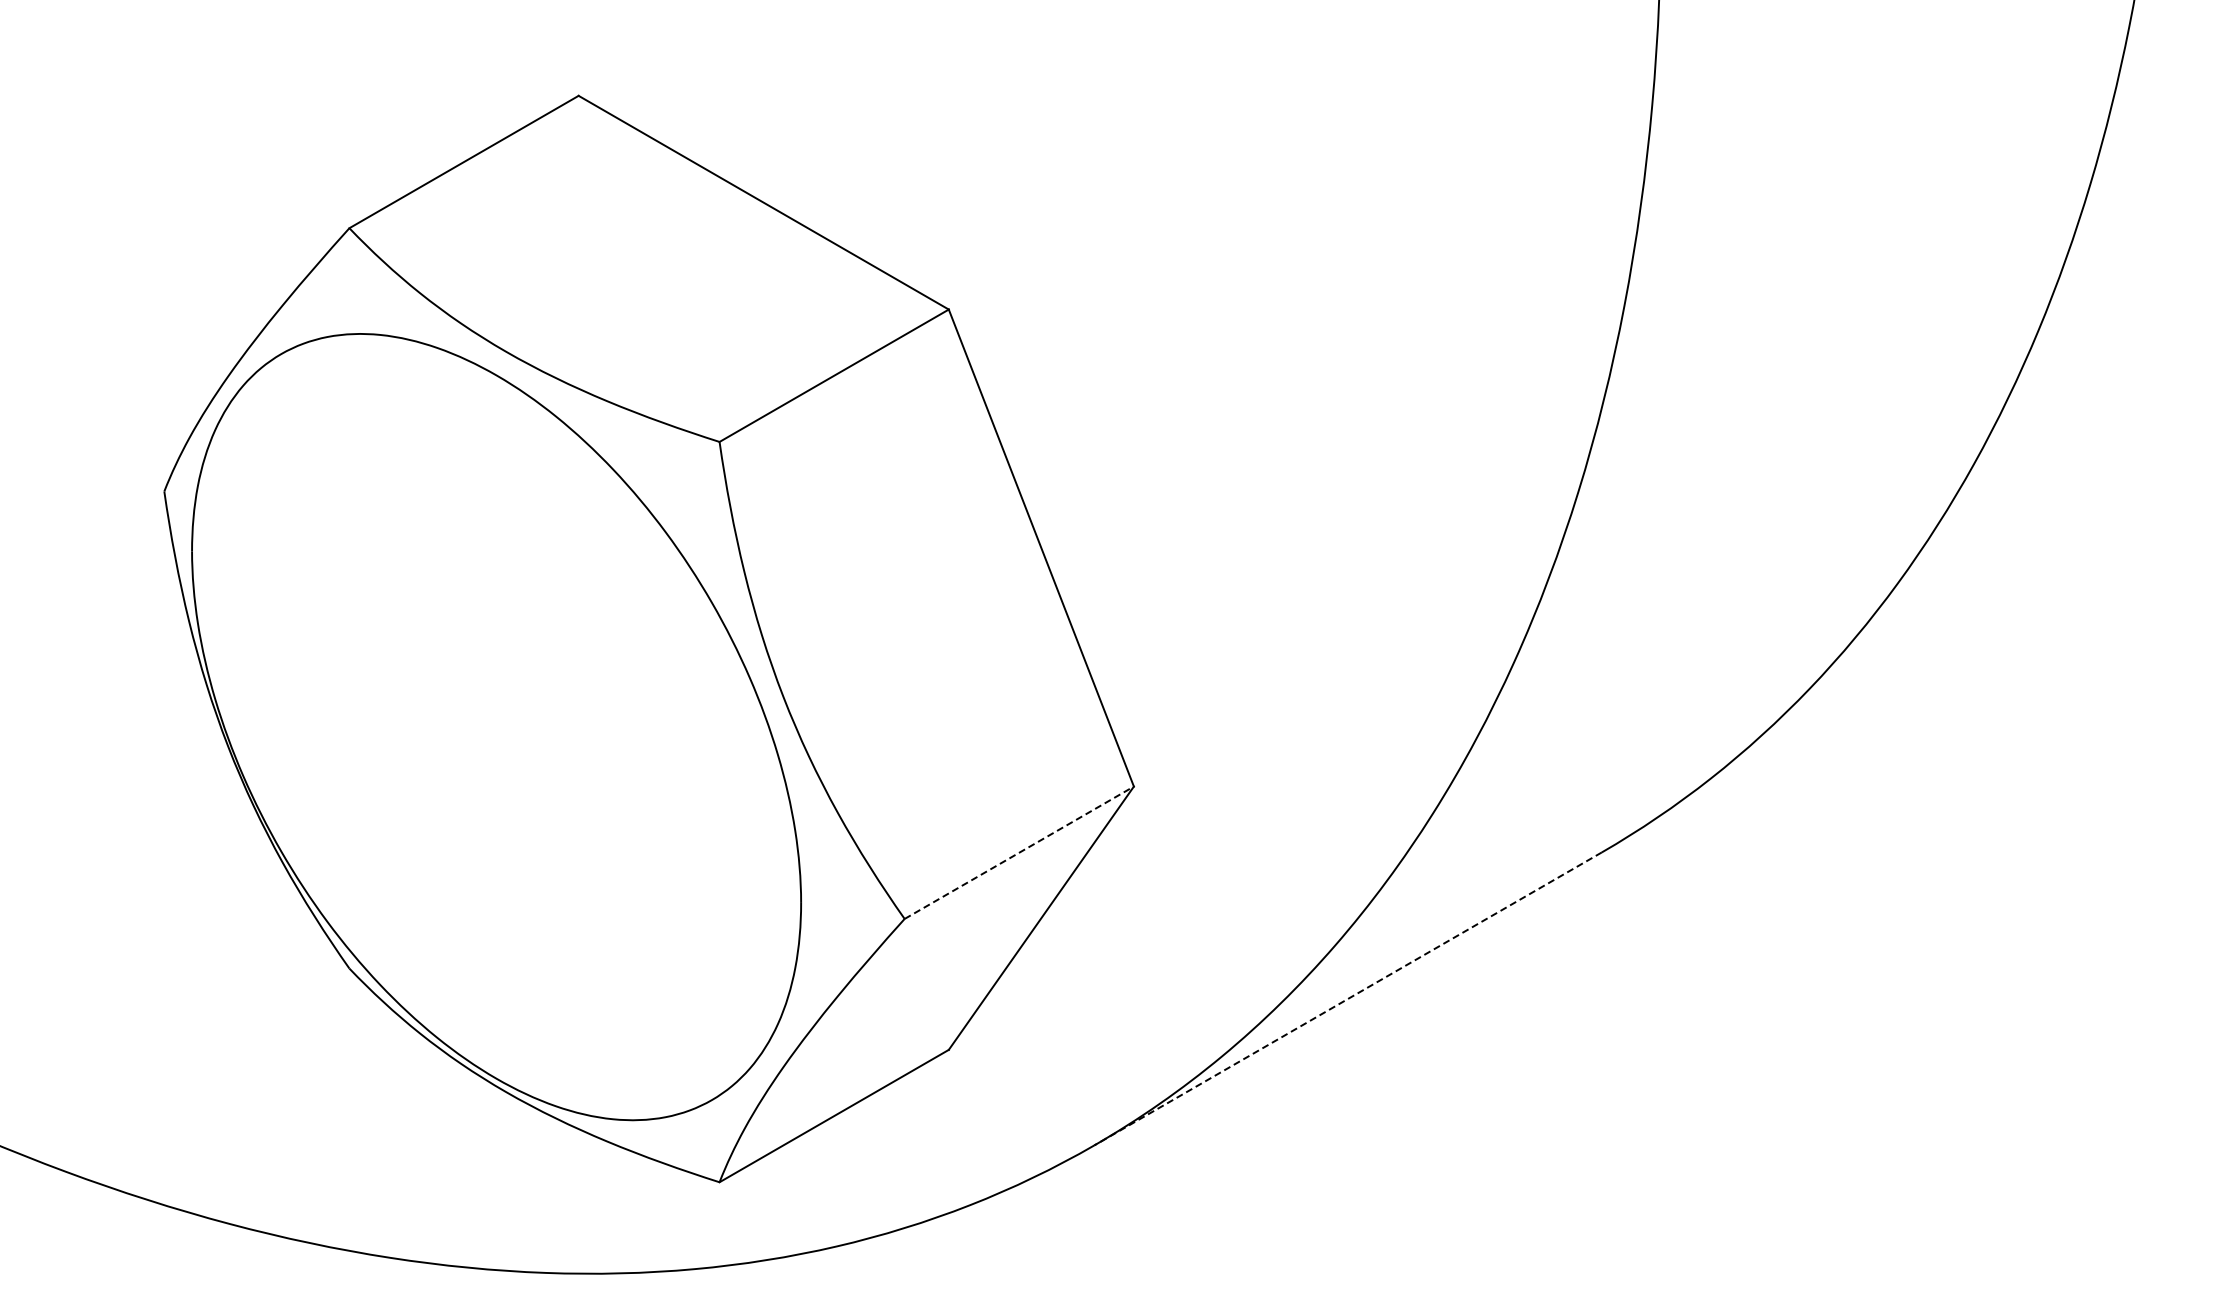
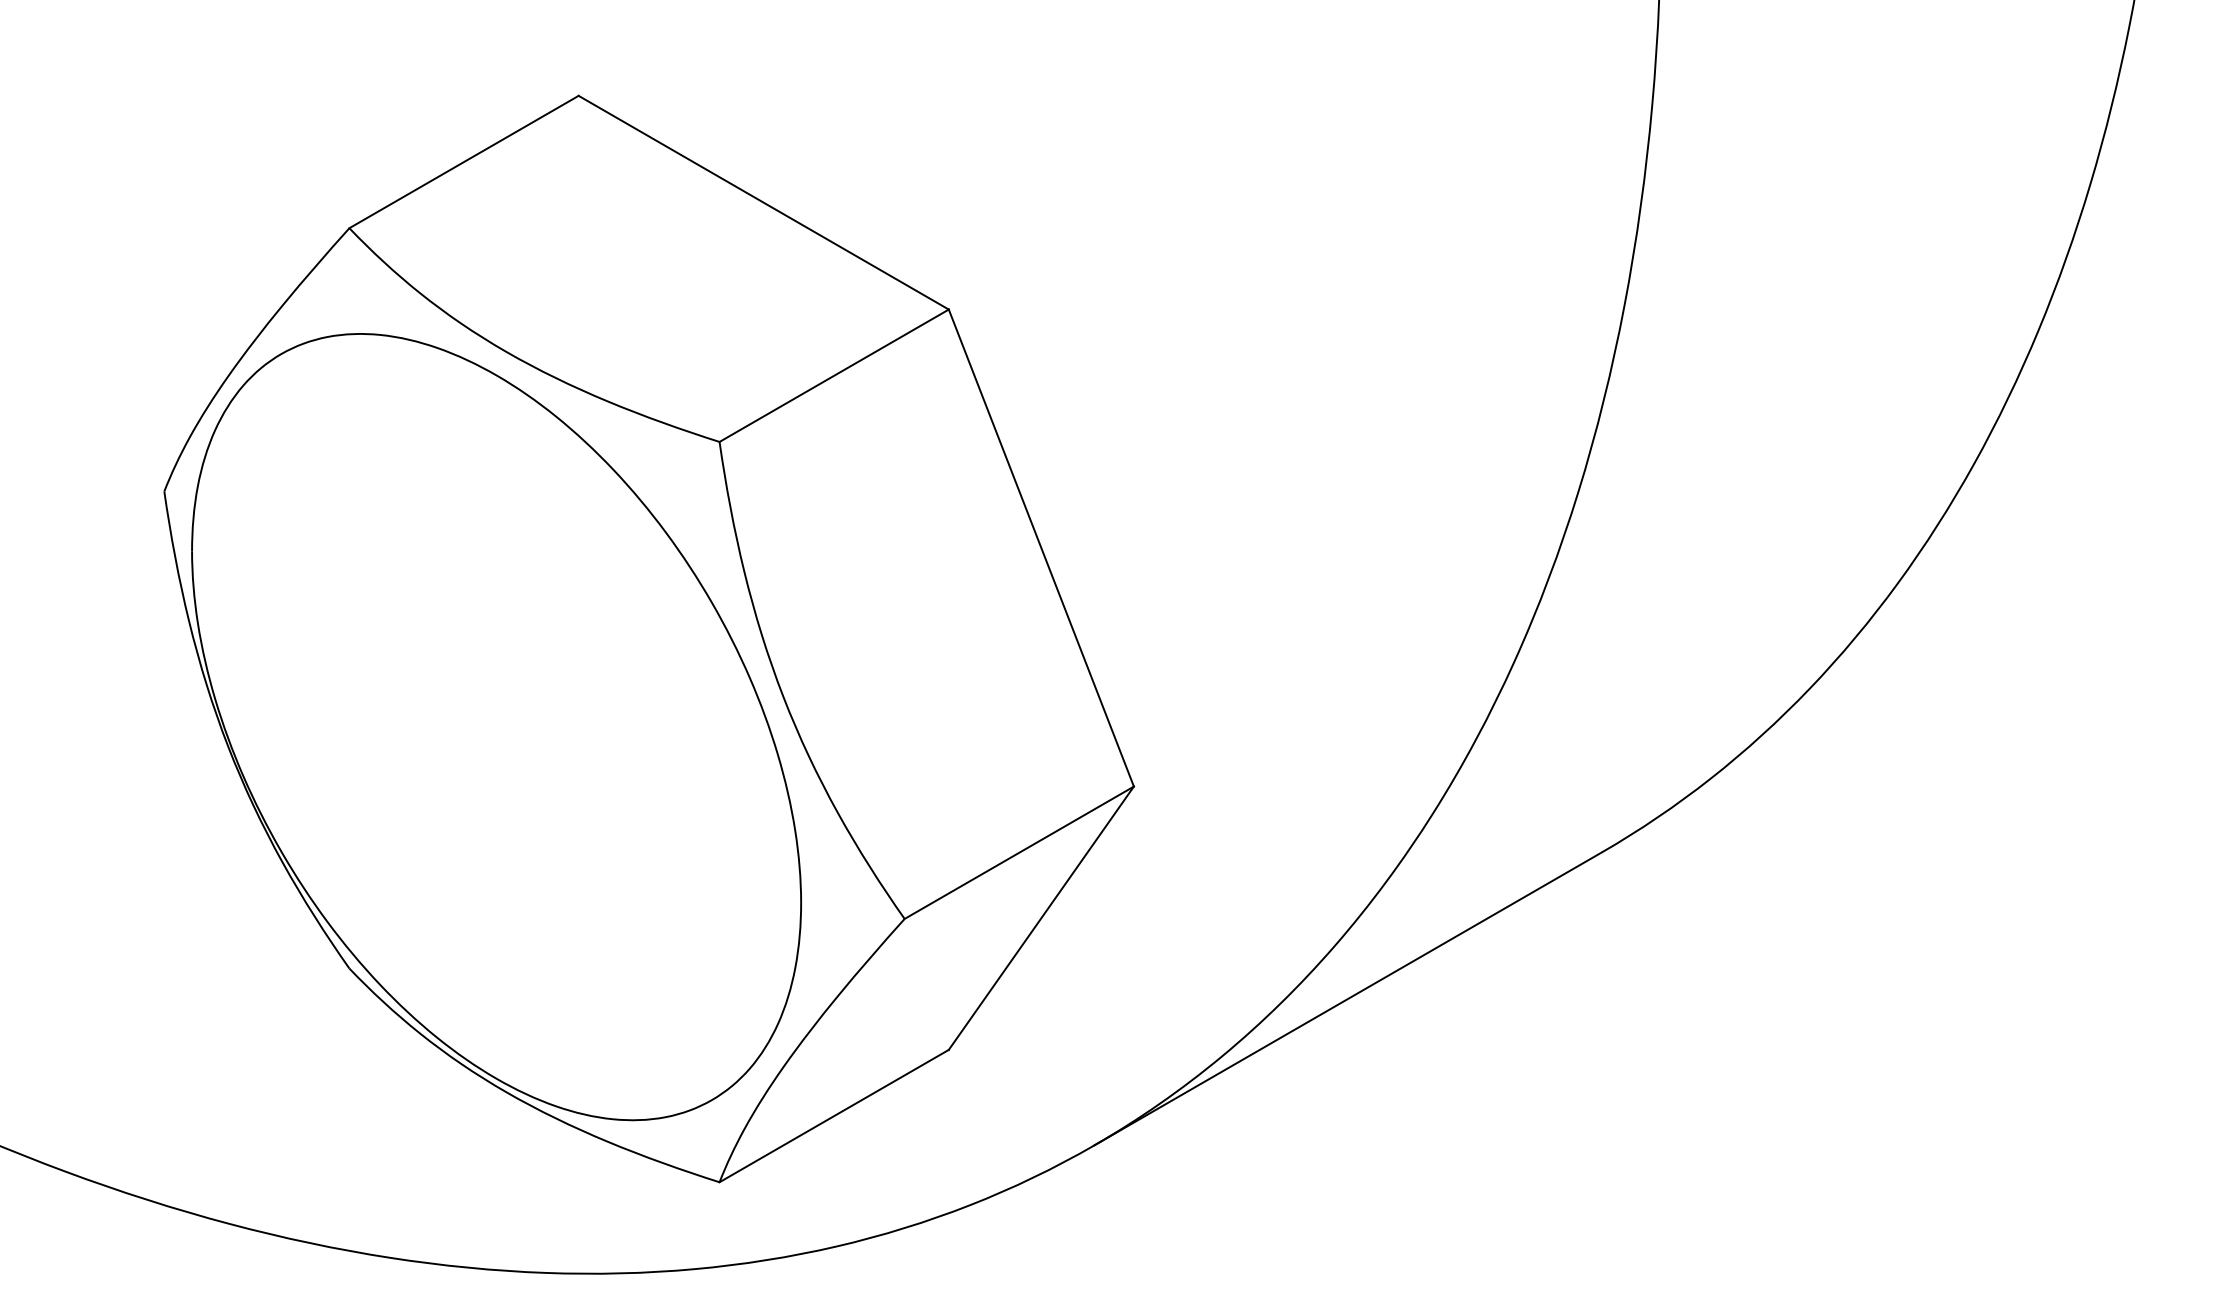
line: dashed -> solid (1019, 852)
line: dashed -> solid (1347, 999)
